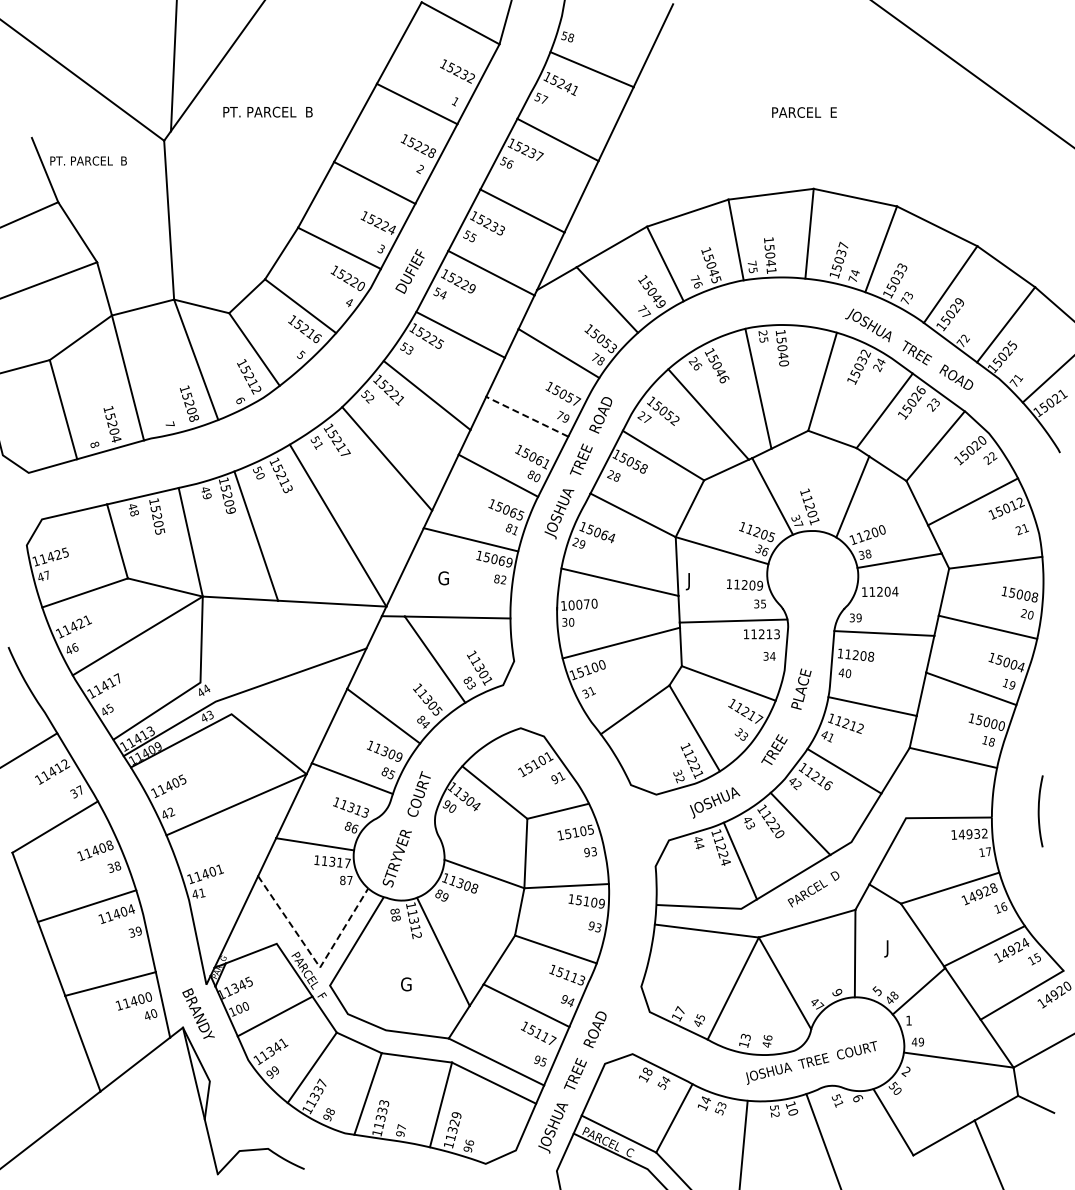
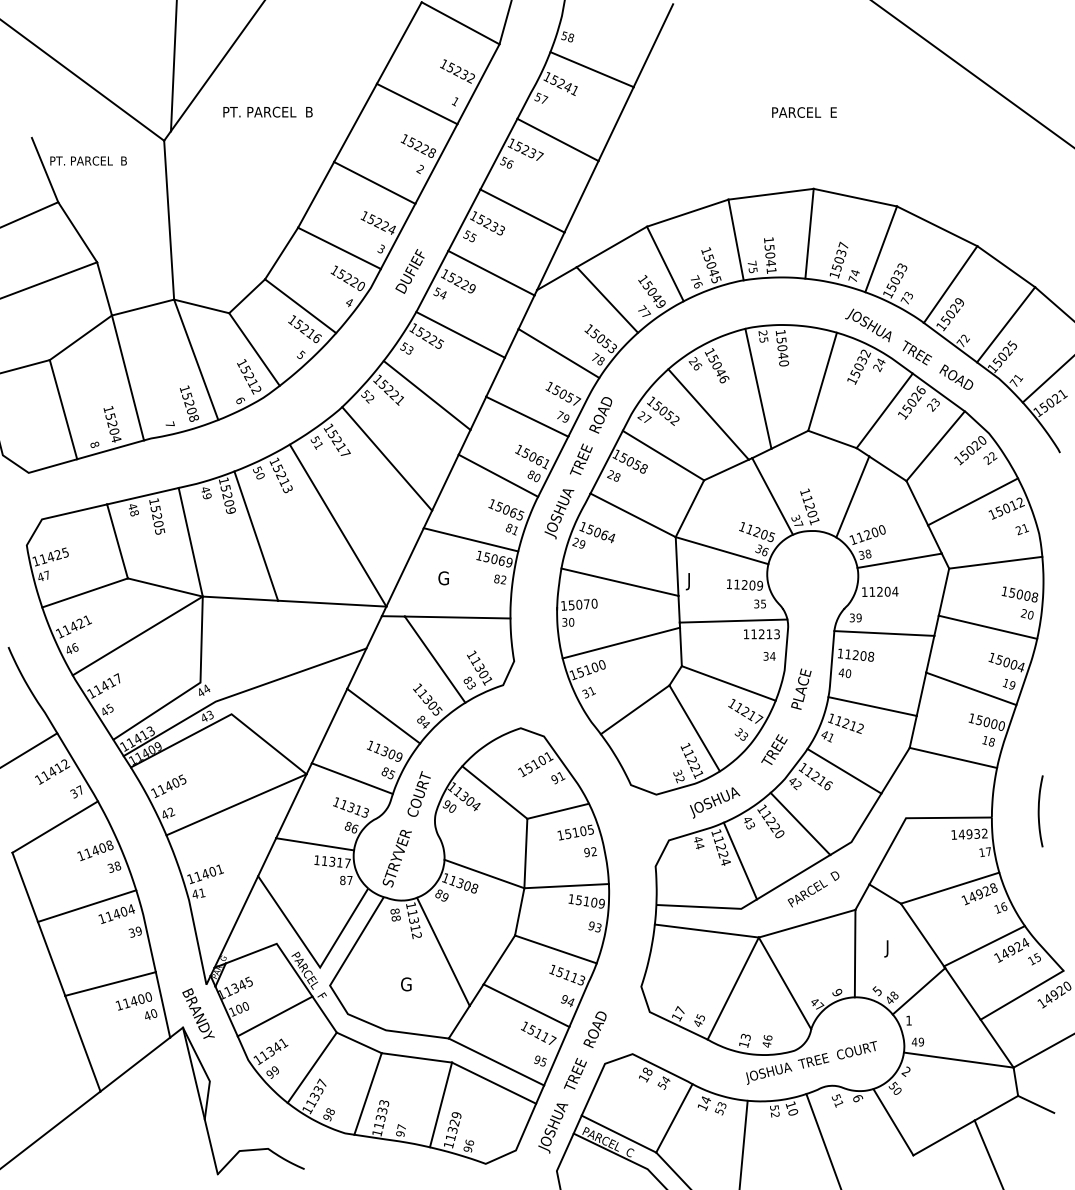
line: dashed -> solid (527, 416)
text: 10070 -> 15070 (571, 605)
text: 93 -> 92 (594, 851)
line: dashed -> solid (315, 961)
